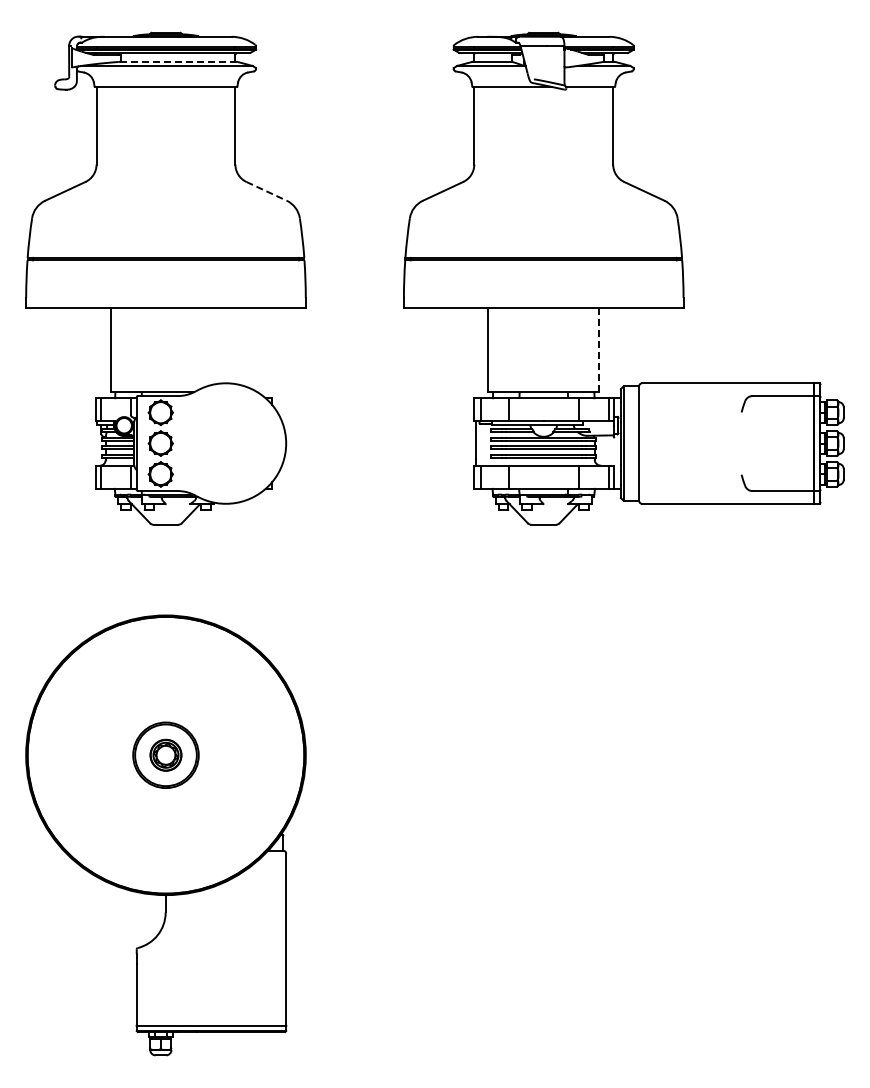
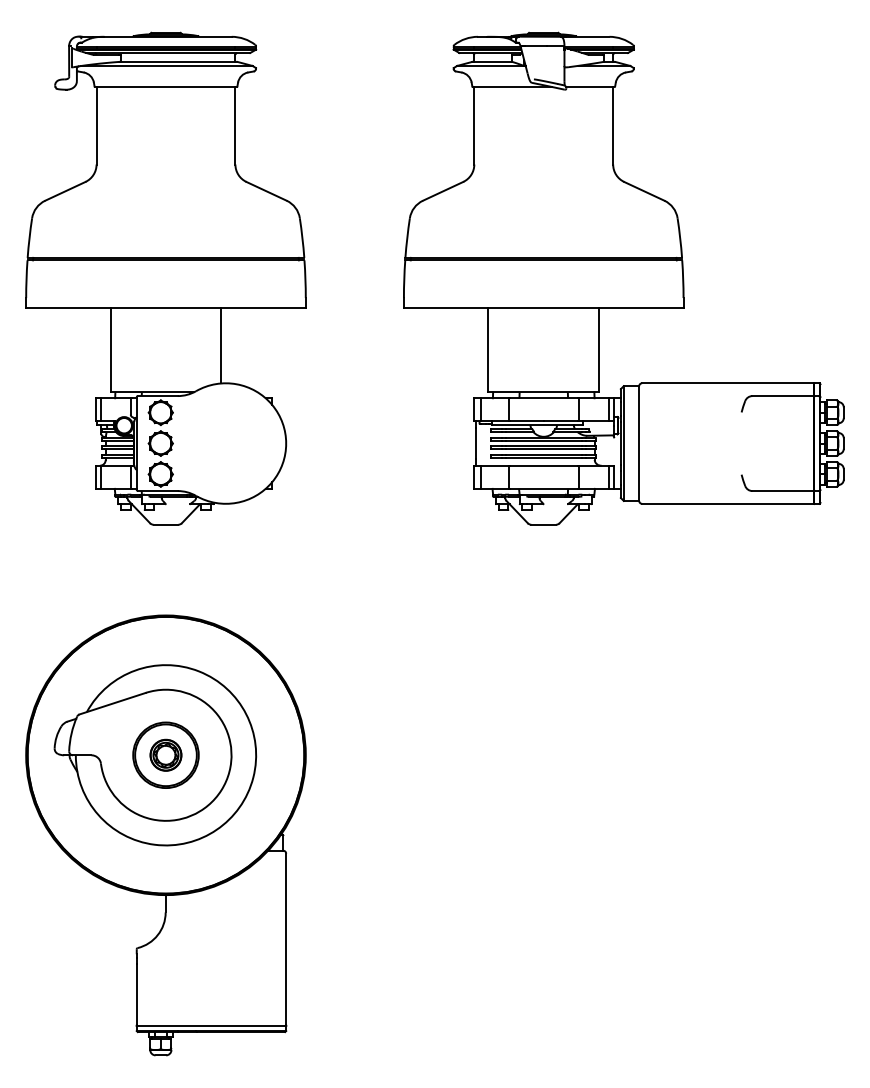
line: dashed -> solid (178, 61)
line: dashed -> solid (267, 191)
line: none -> present (221, 345)
line: dashed -> solid (599, 349)
part: none -> present (155, 755)
